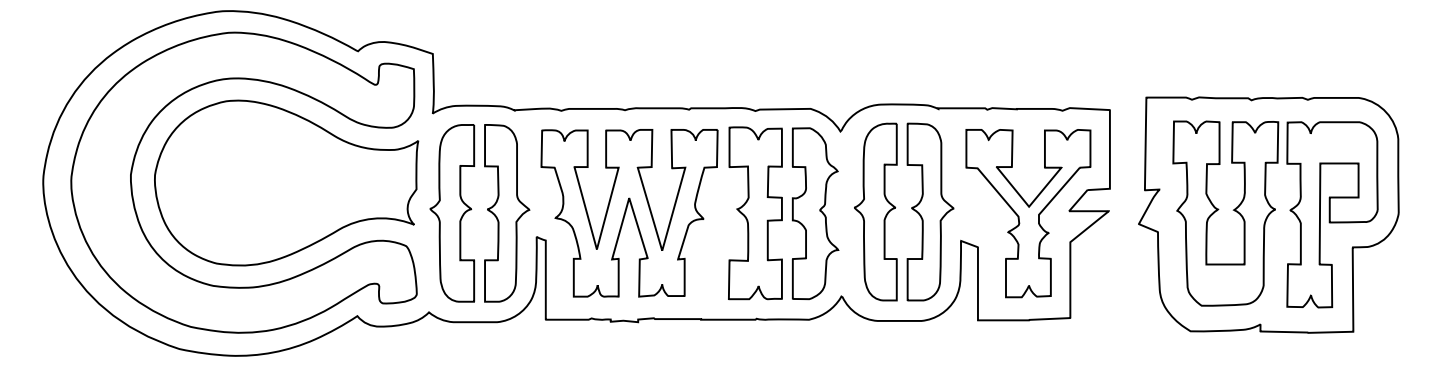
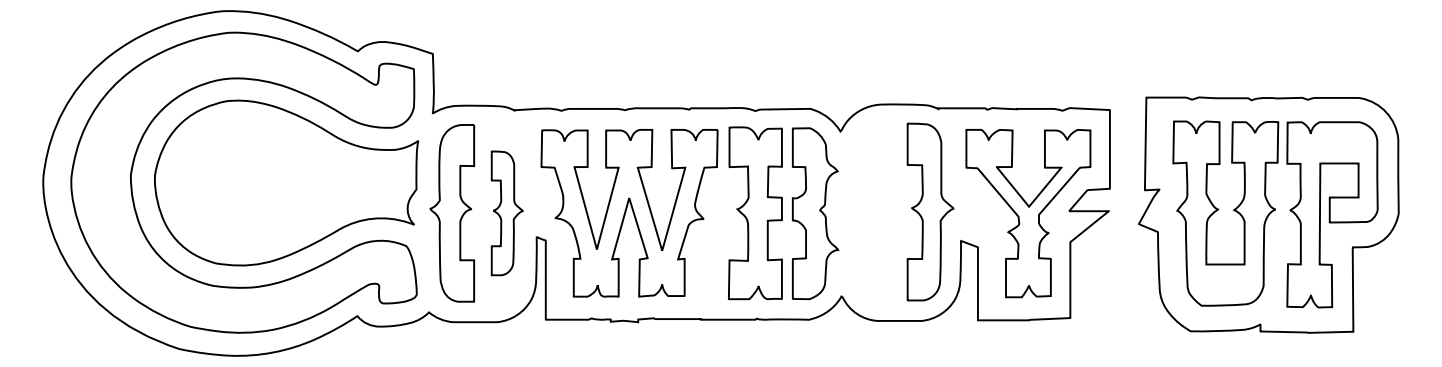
part: present -> none (875, 211)
part size: 47x179 px -> 34x127 px (506, 213)
